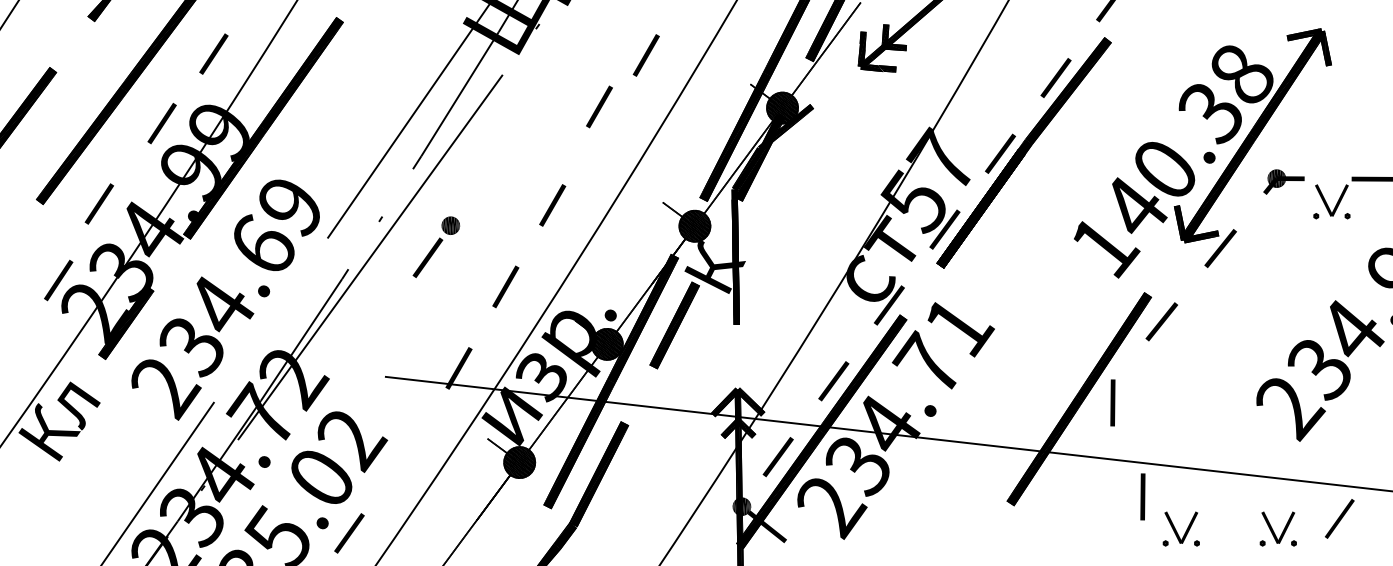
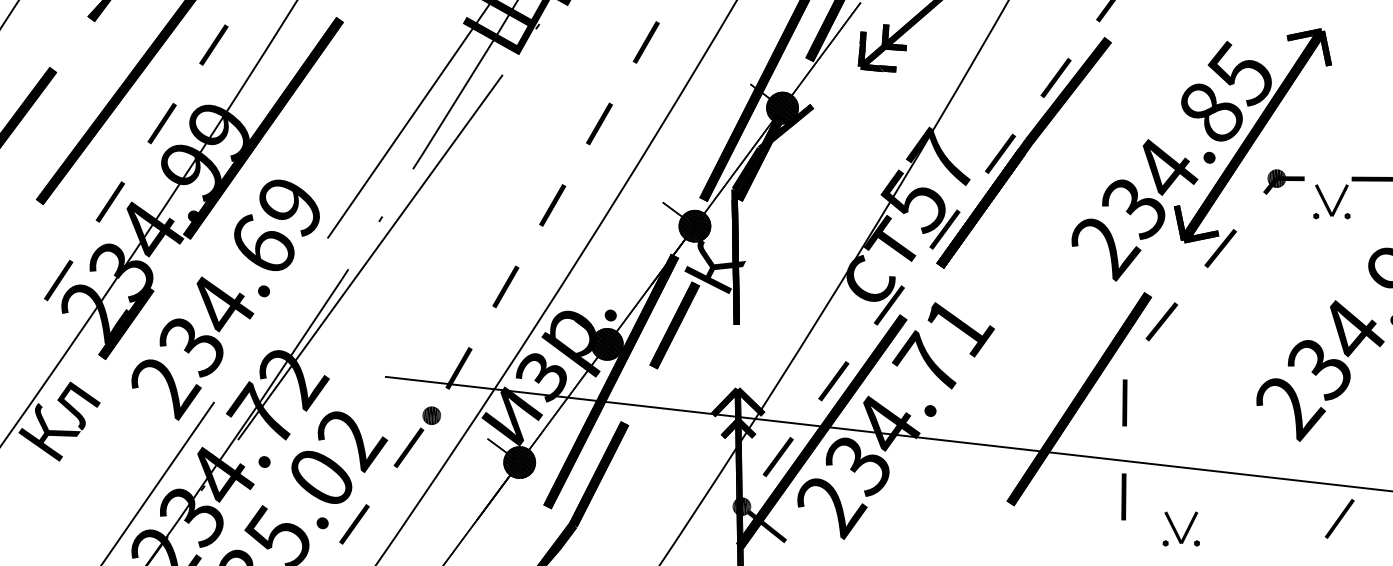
line position: (213, 53) -> (213, 44) (213, 44)
line position: (645, 55) -> (645, 42) (645, 42)
line position: (599, 106) -> (599, 123) (599, 123)
text: 140.38 -> 234.85 (1172, 160)
line position: (98, 203) -> (109, 201) (109, 201)
part position: (436, 246) -> (417, 436) (417, 436)
line position: (1112, 402) -> (1124, 402) (1124, 402)
line position: (1142, 496) -> (1123, 496) (1123, 496)
part: present -> none (1277, 528)
line position: (349, 533) -> (354, 524) (354, 524)
